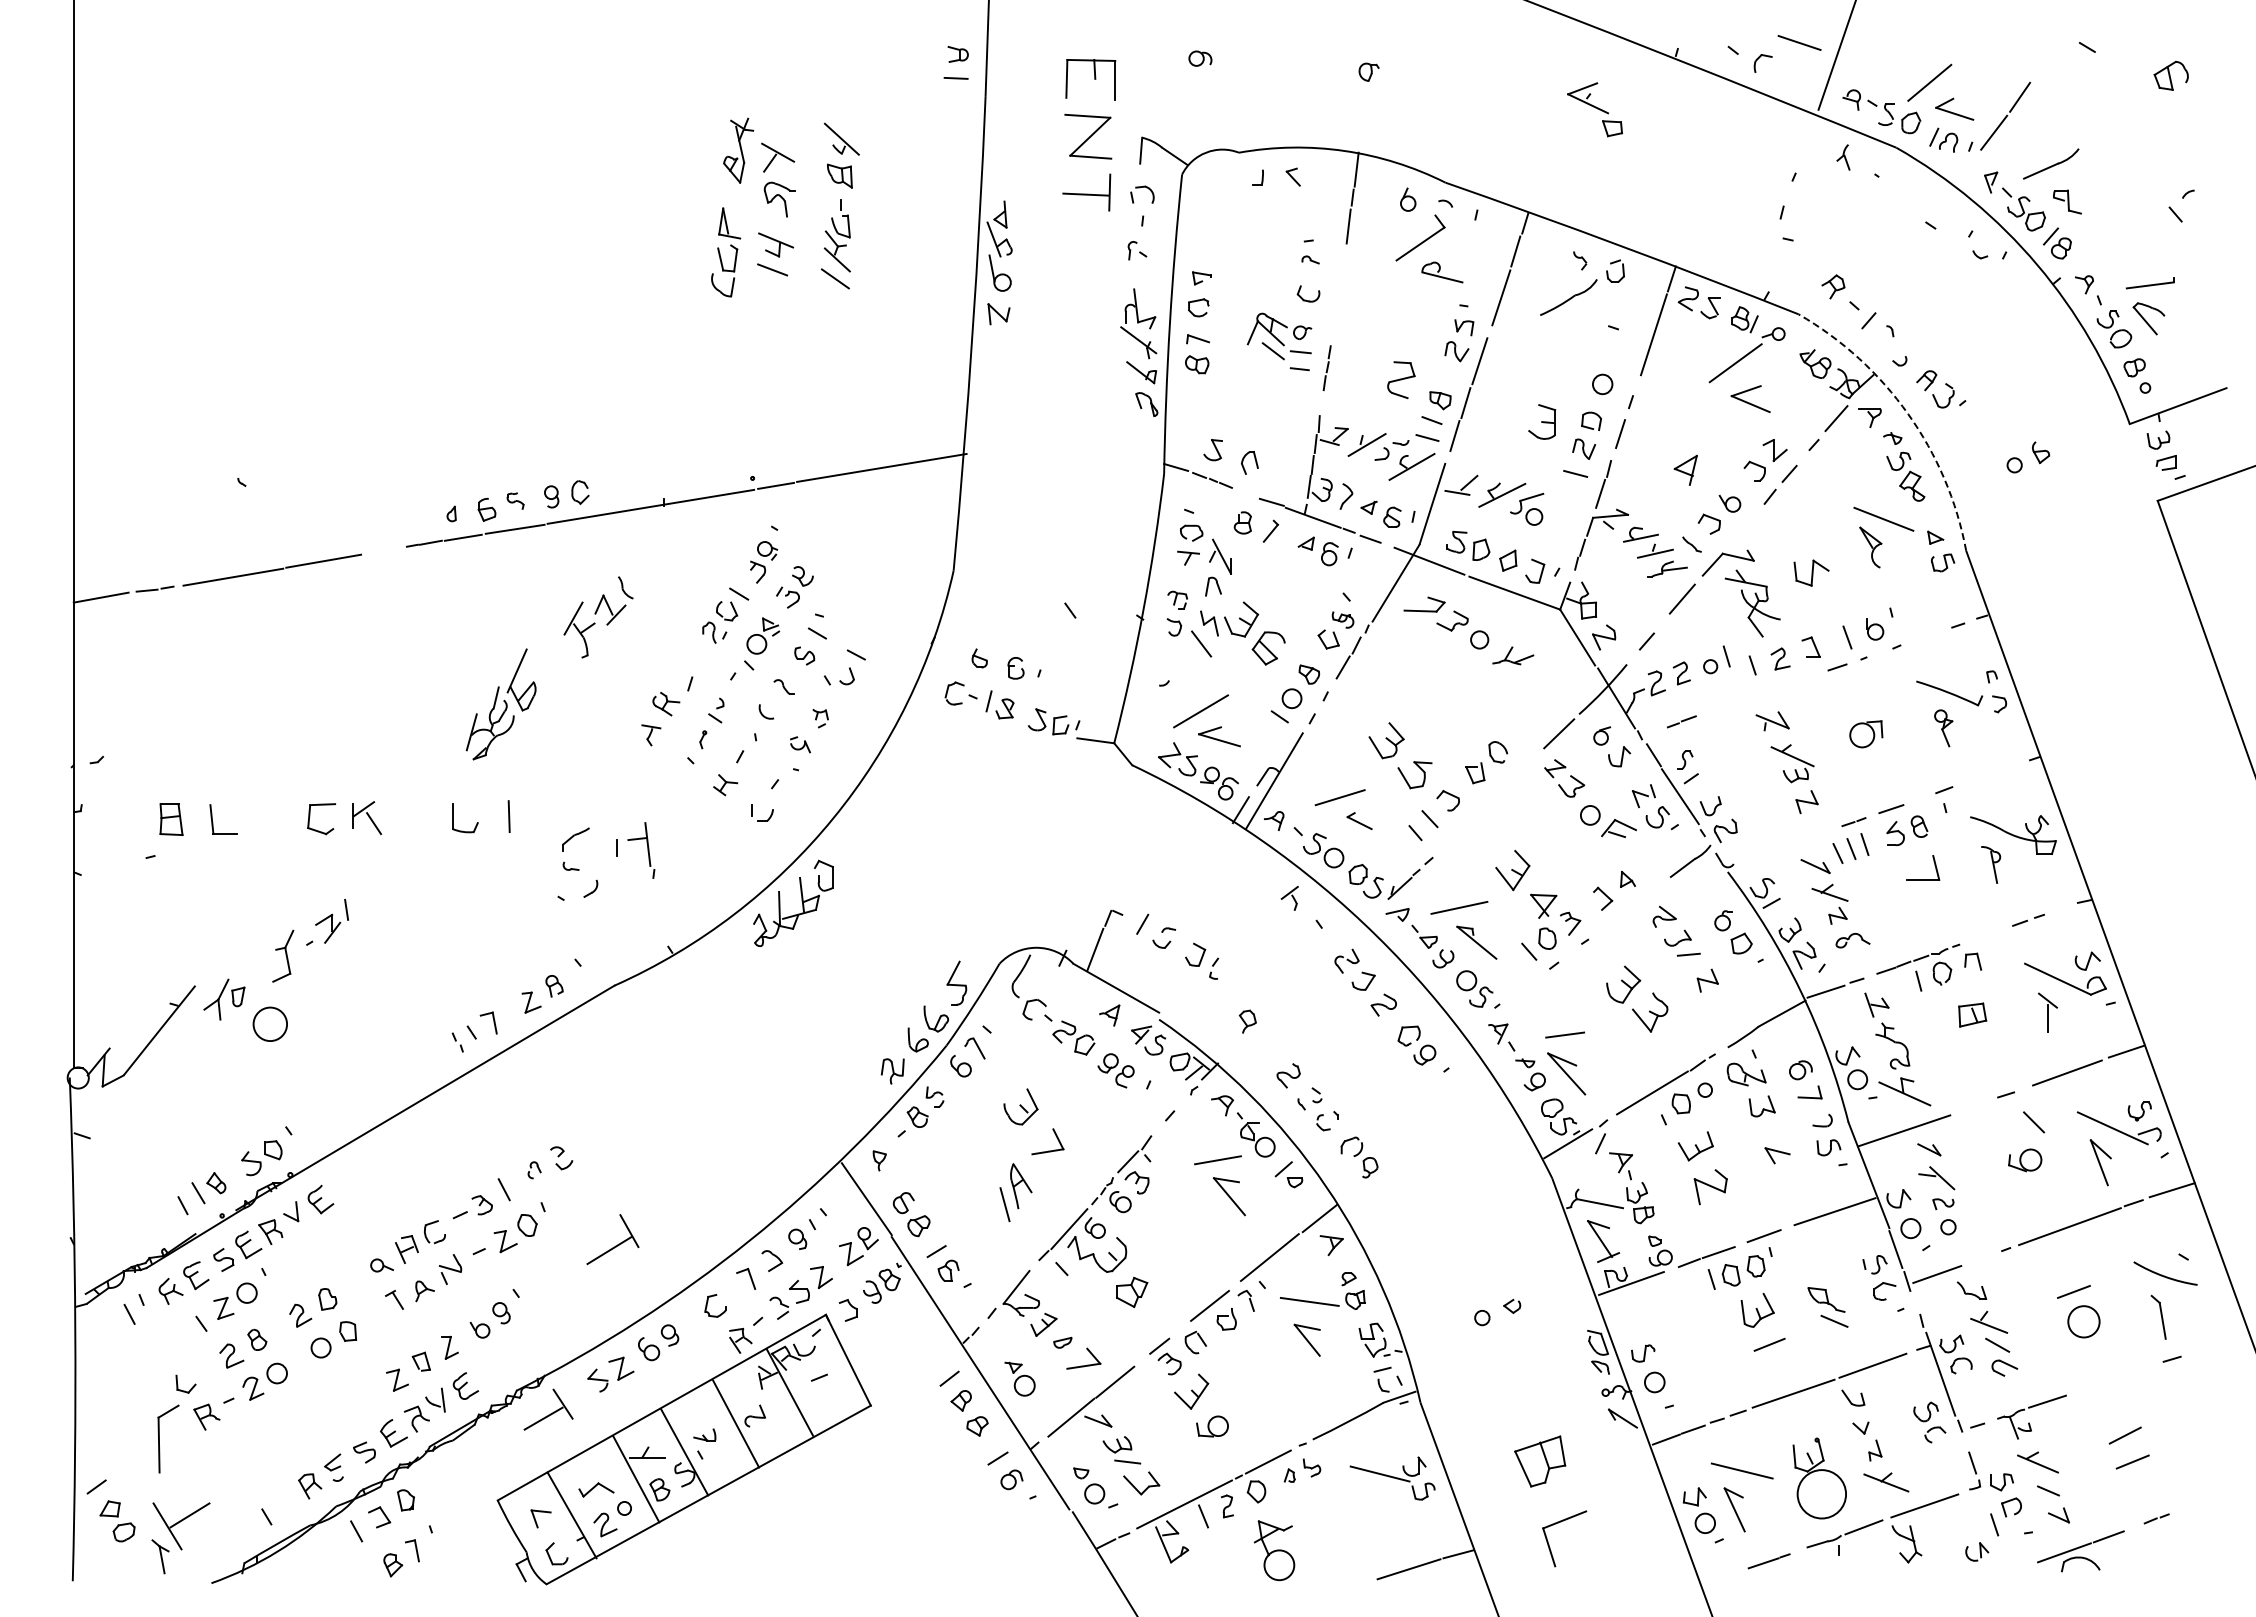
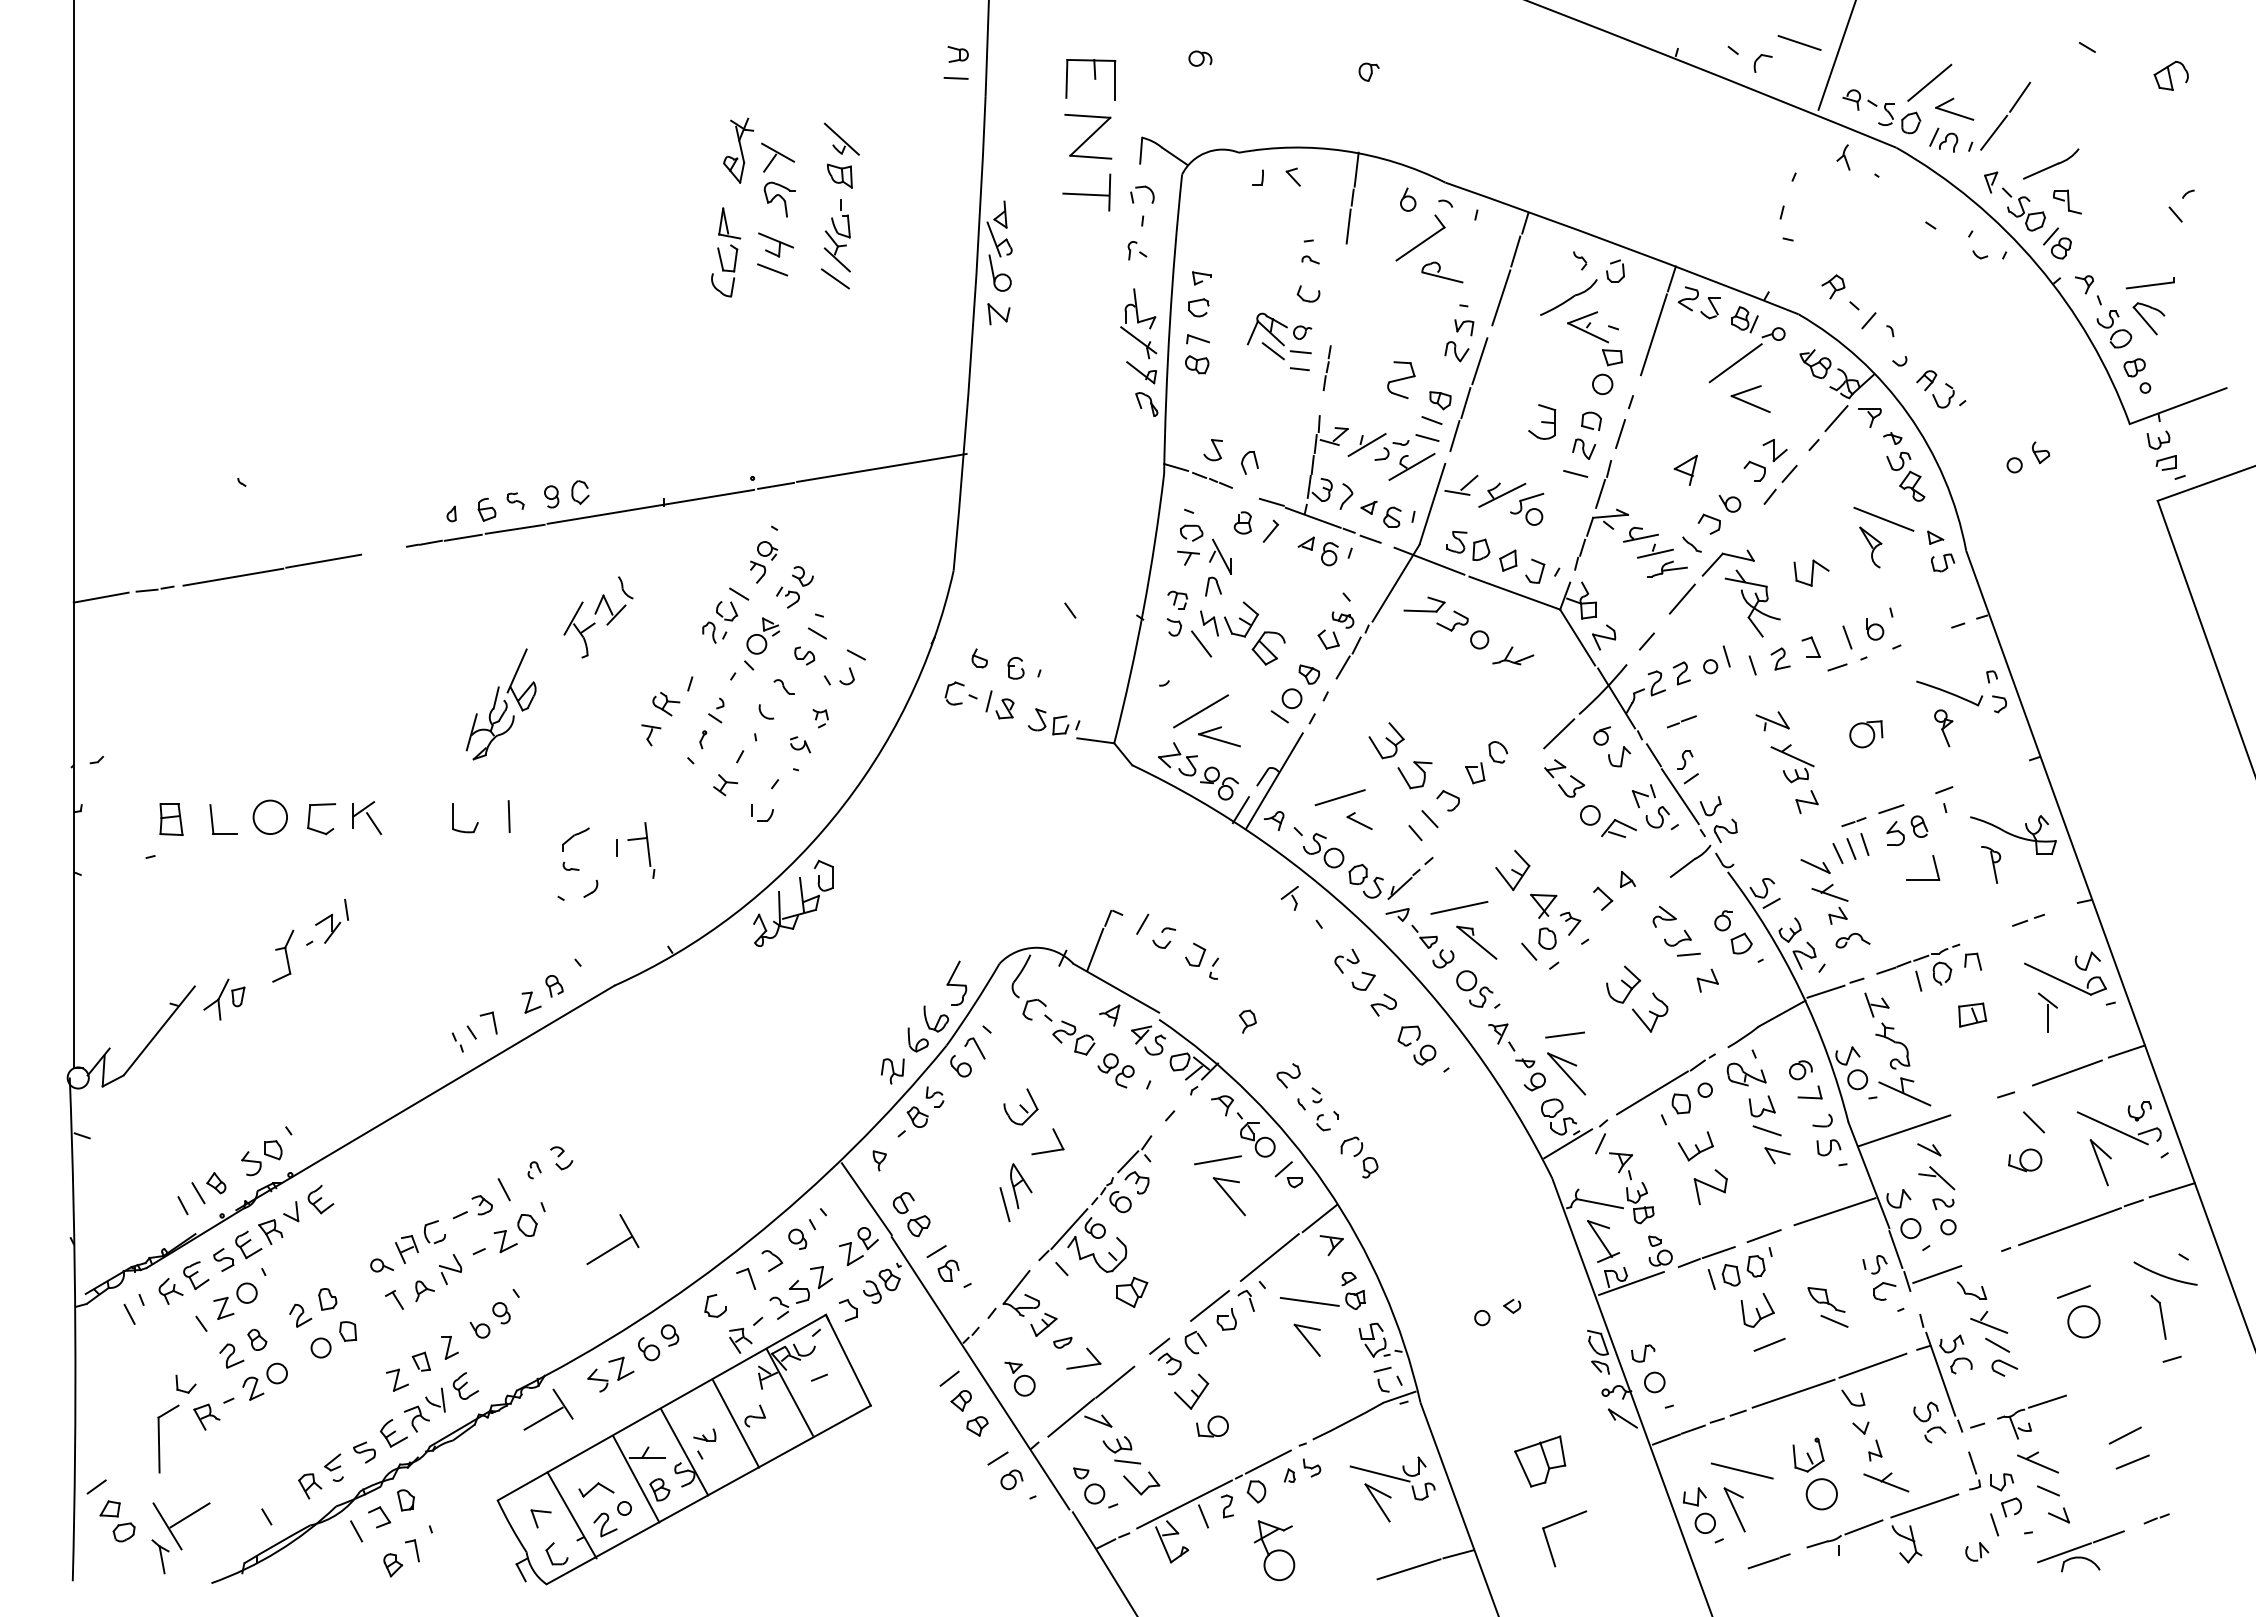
part position: (1594, 109) -> (1594, 338) (1594, 338)
arc: dashed -> solid (1908, 414)
circle position: (269, 1023) -> (269, 816) (269, 816)
line: none -> present (1766, 1130)
circle diameter: 48 px -> 30 px (1821, 1494)
part: none -> present (1377, 1502)
